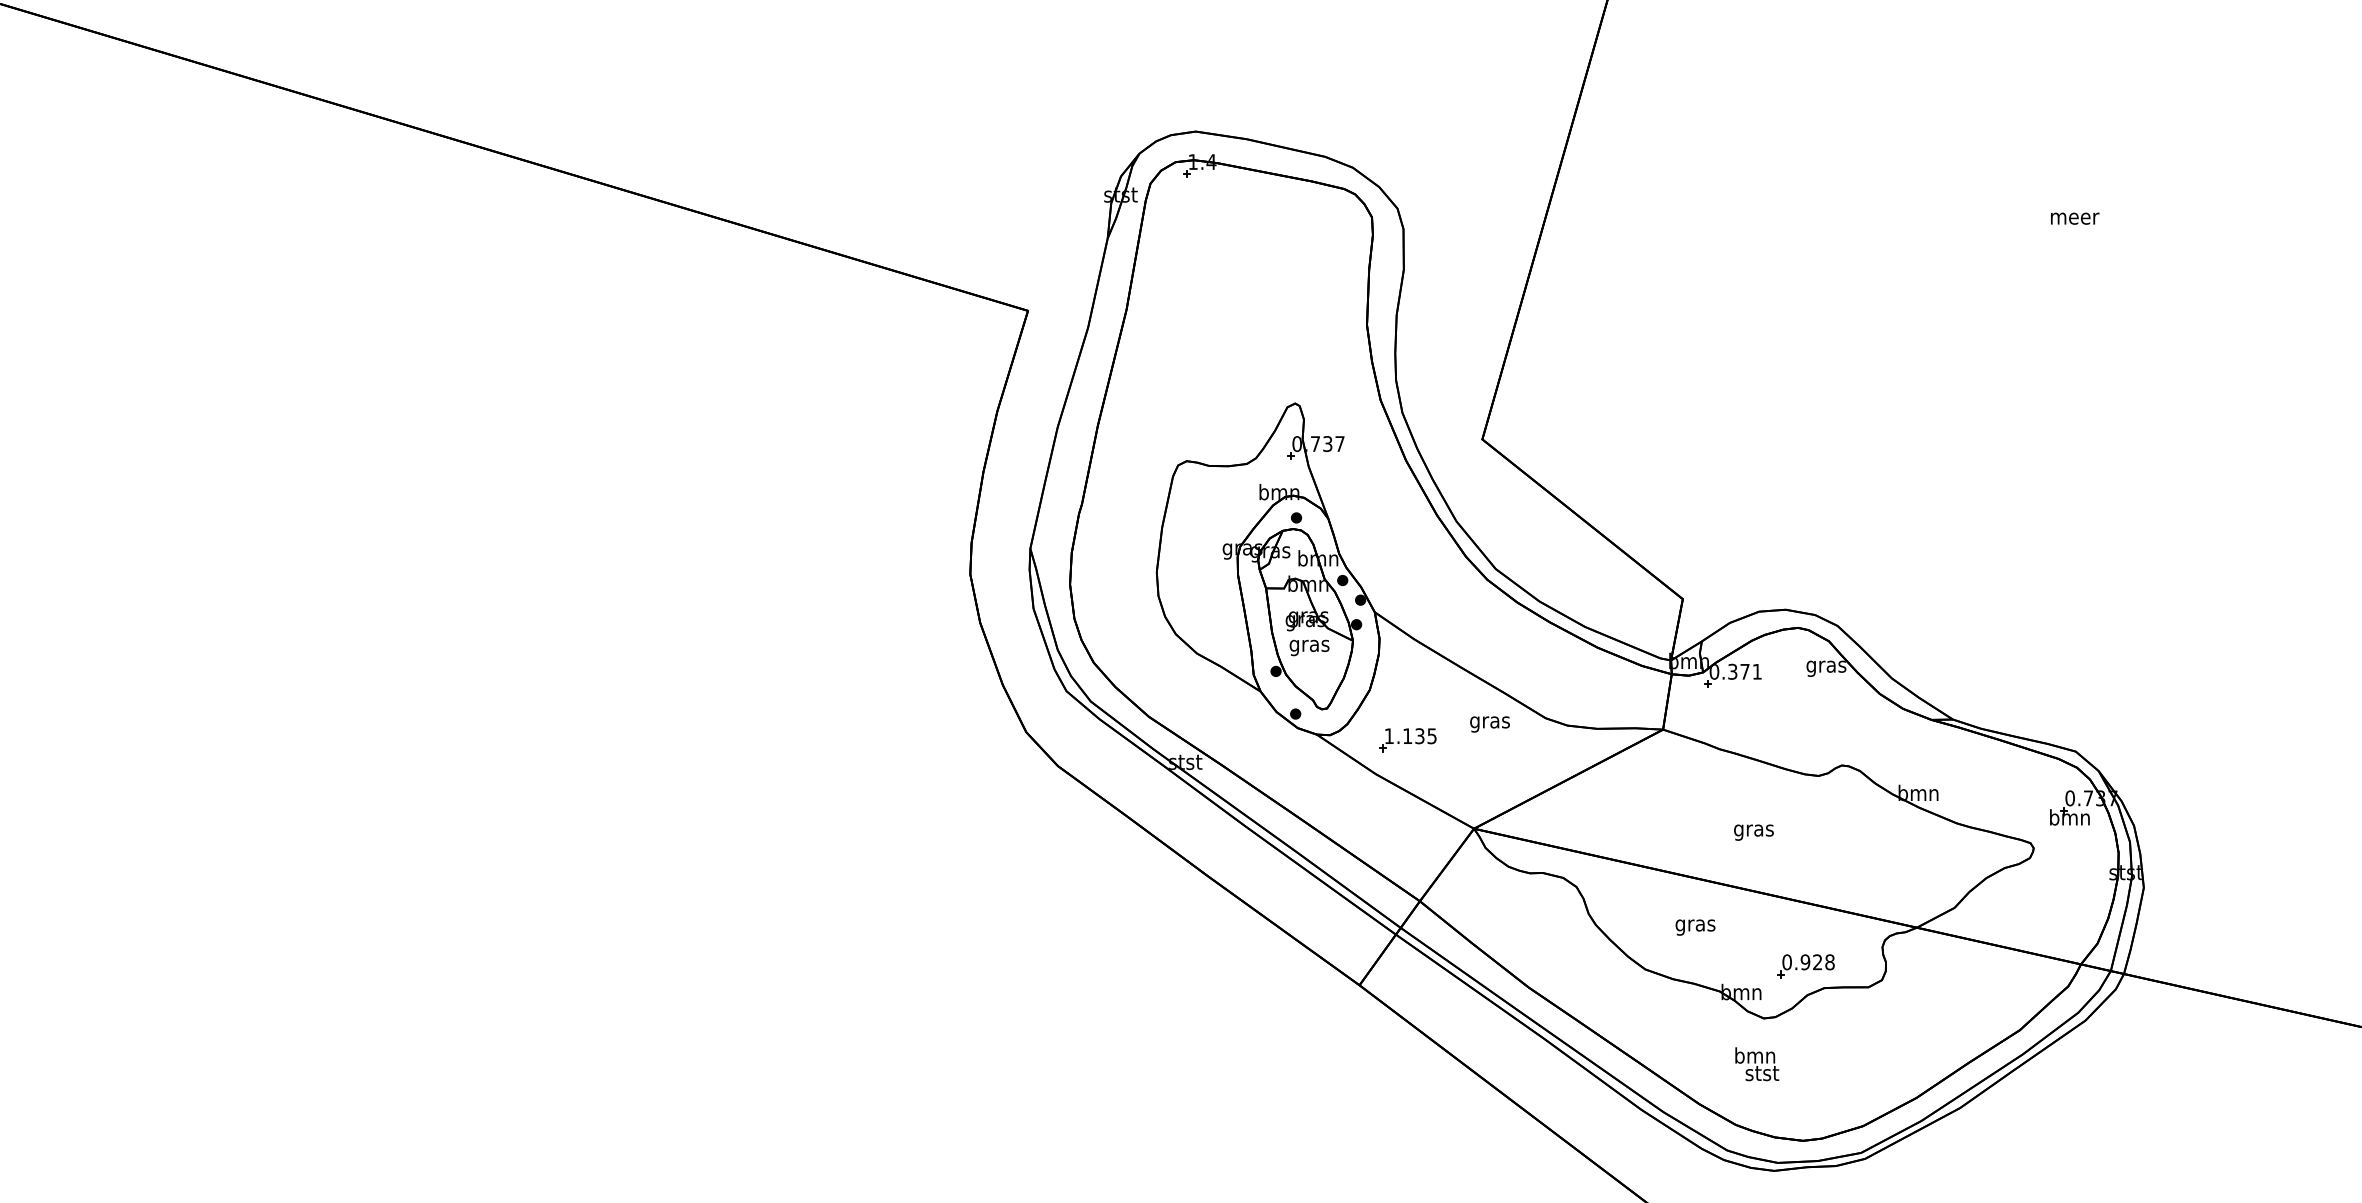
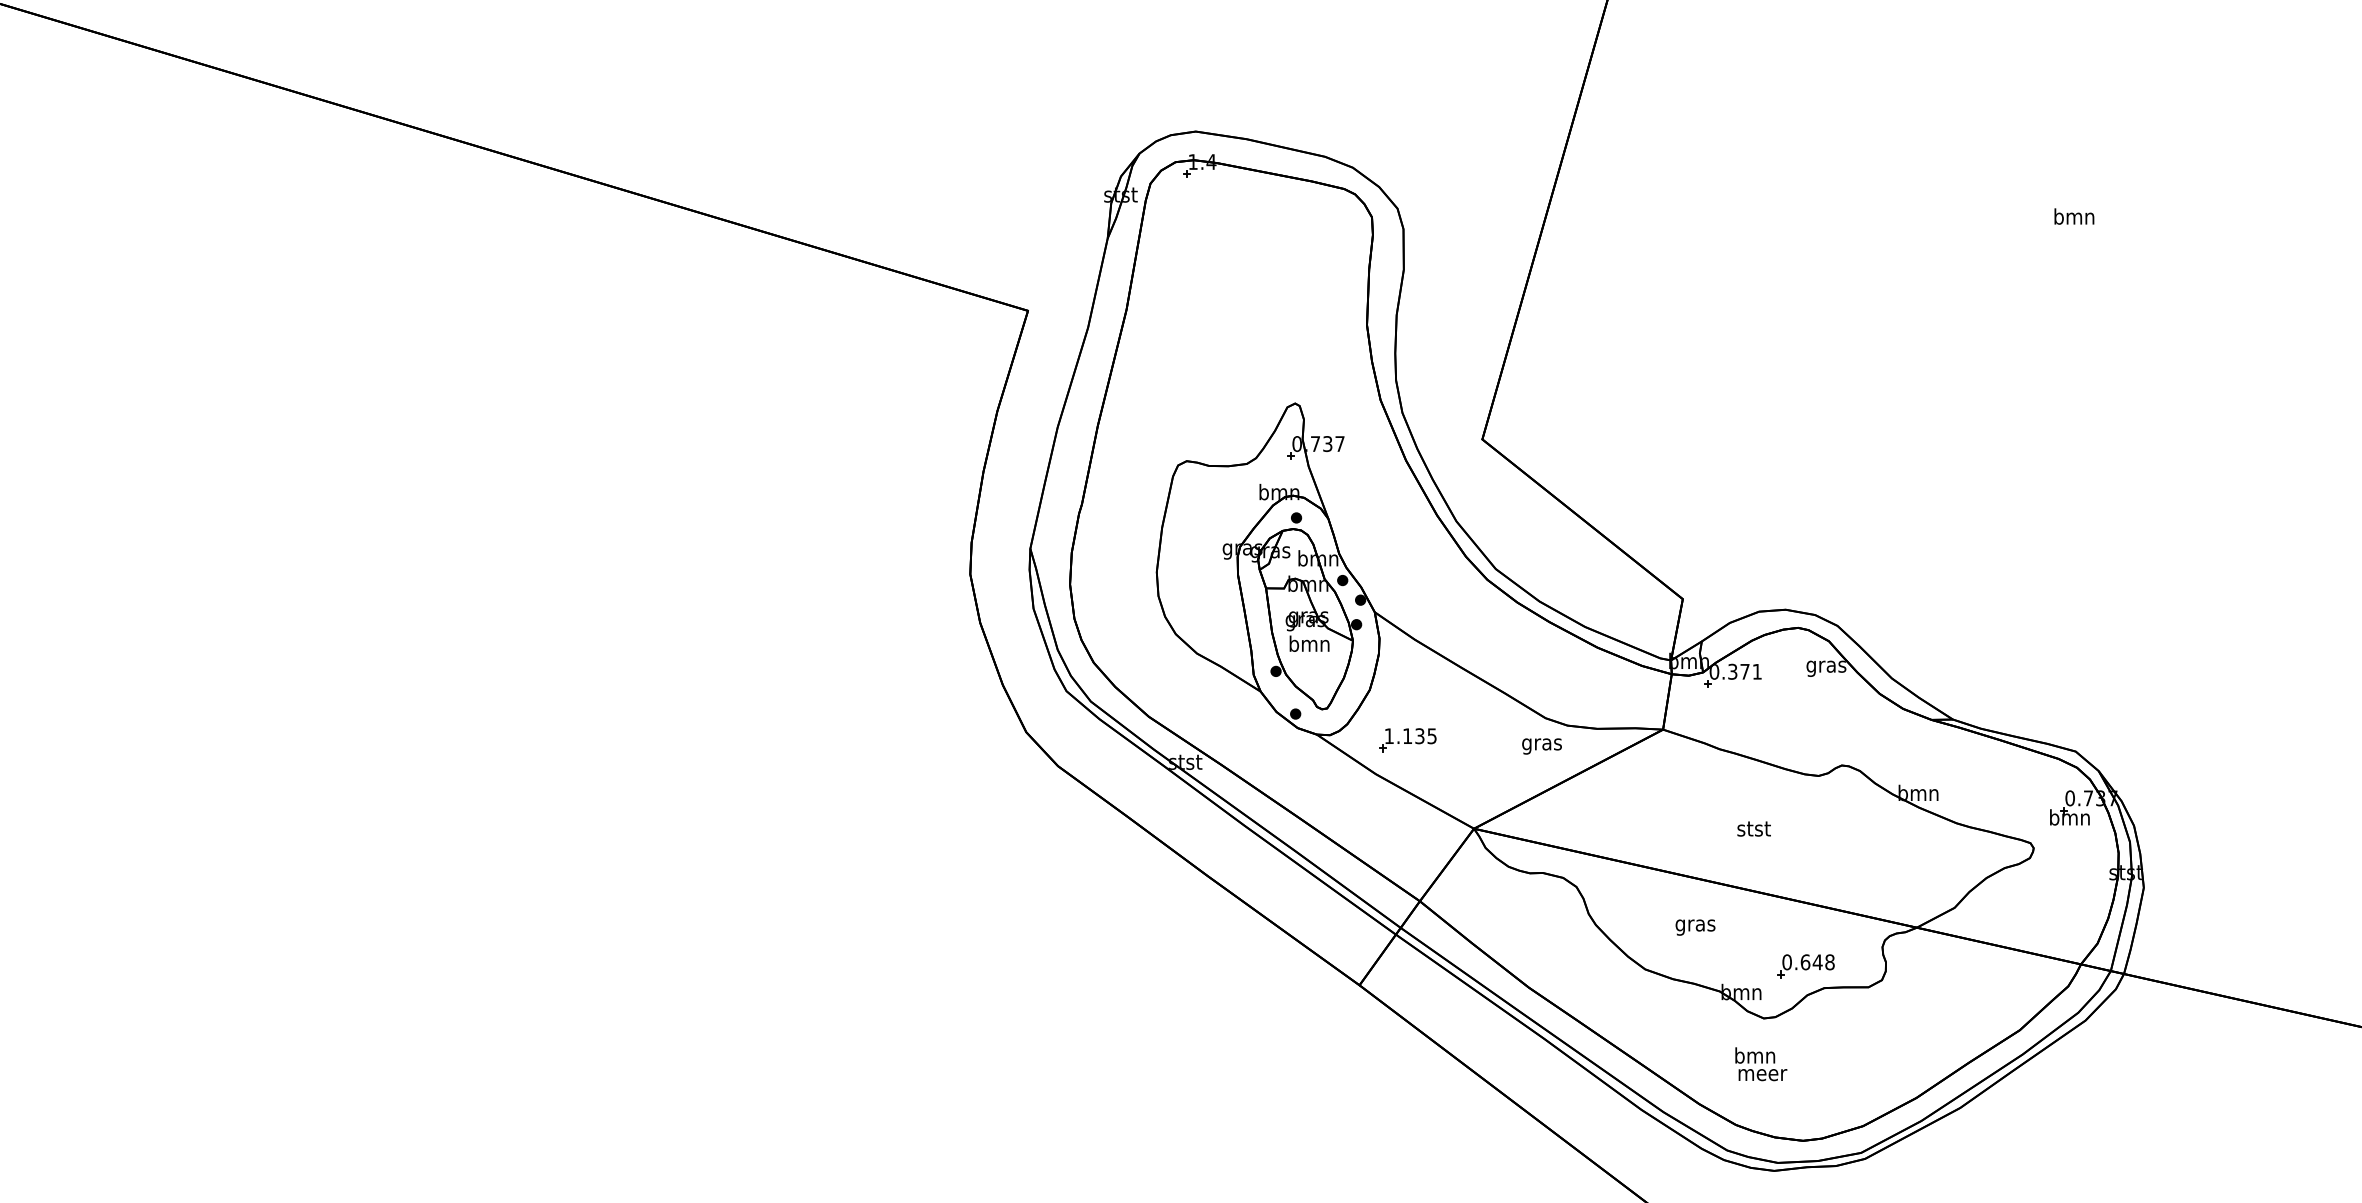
text: meer -> bmn (2075, 216)
text: gras -> bmn (1309, 645)
text position: (1489, 724) -> (1541, 746) (1541, 746)
text: gras -> stst (1753, 830)
text: 0.928 -> 0.648 (1811, 962)
text: stst -> meer (1762, 1073)
